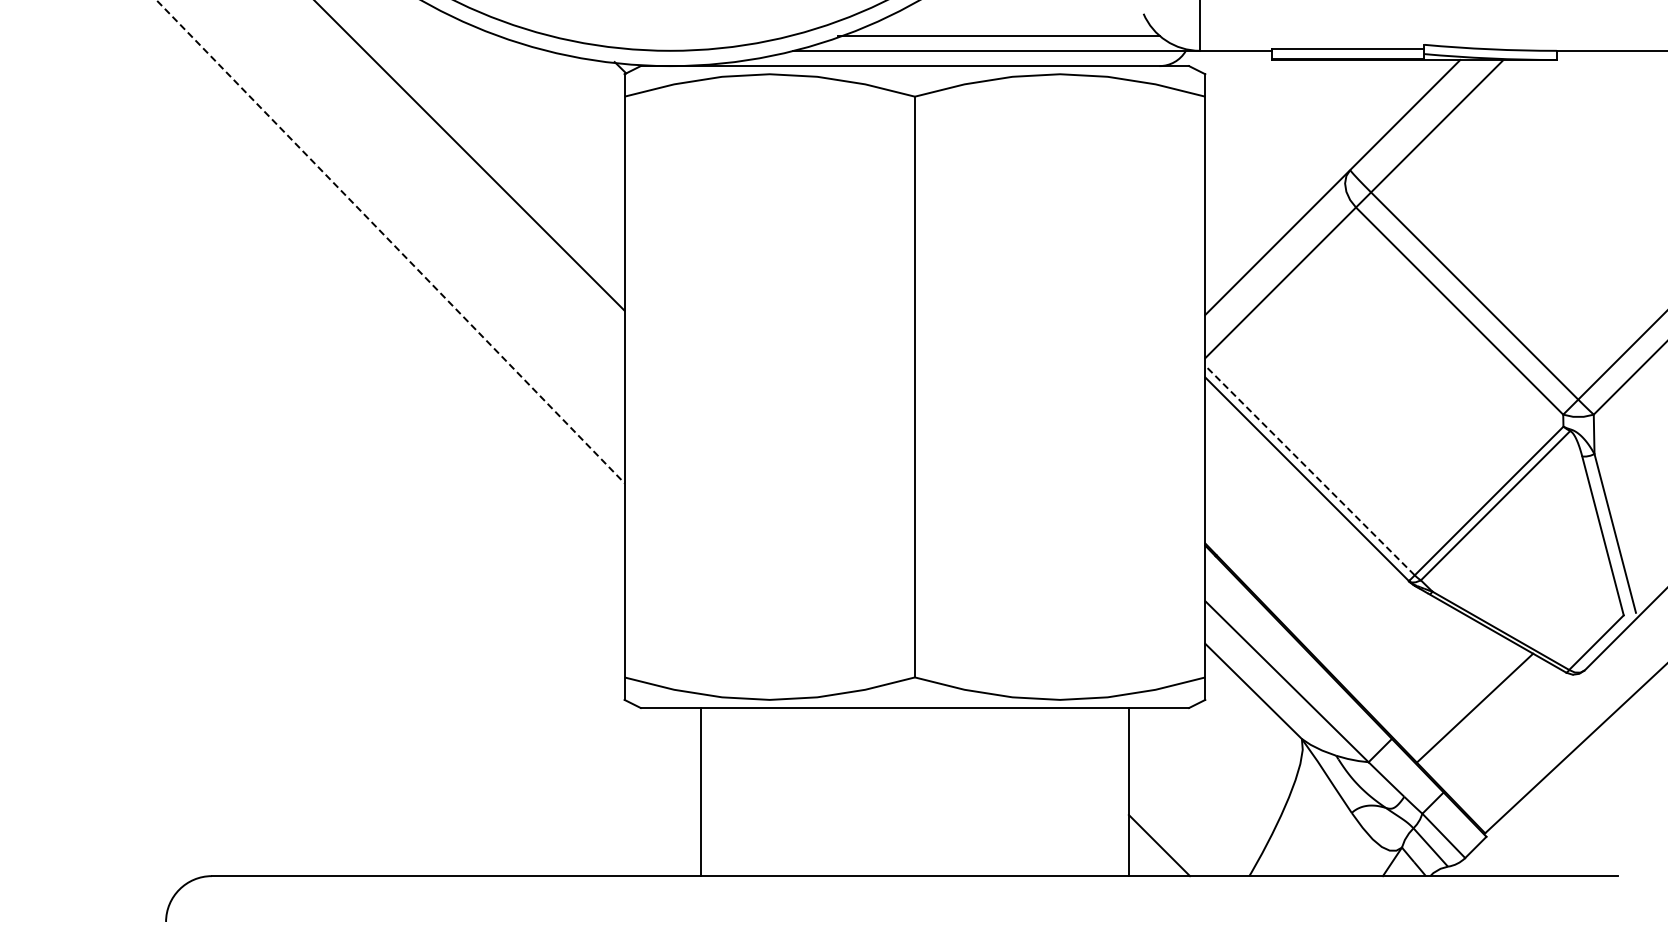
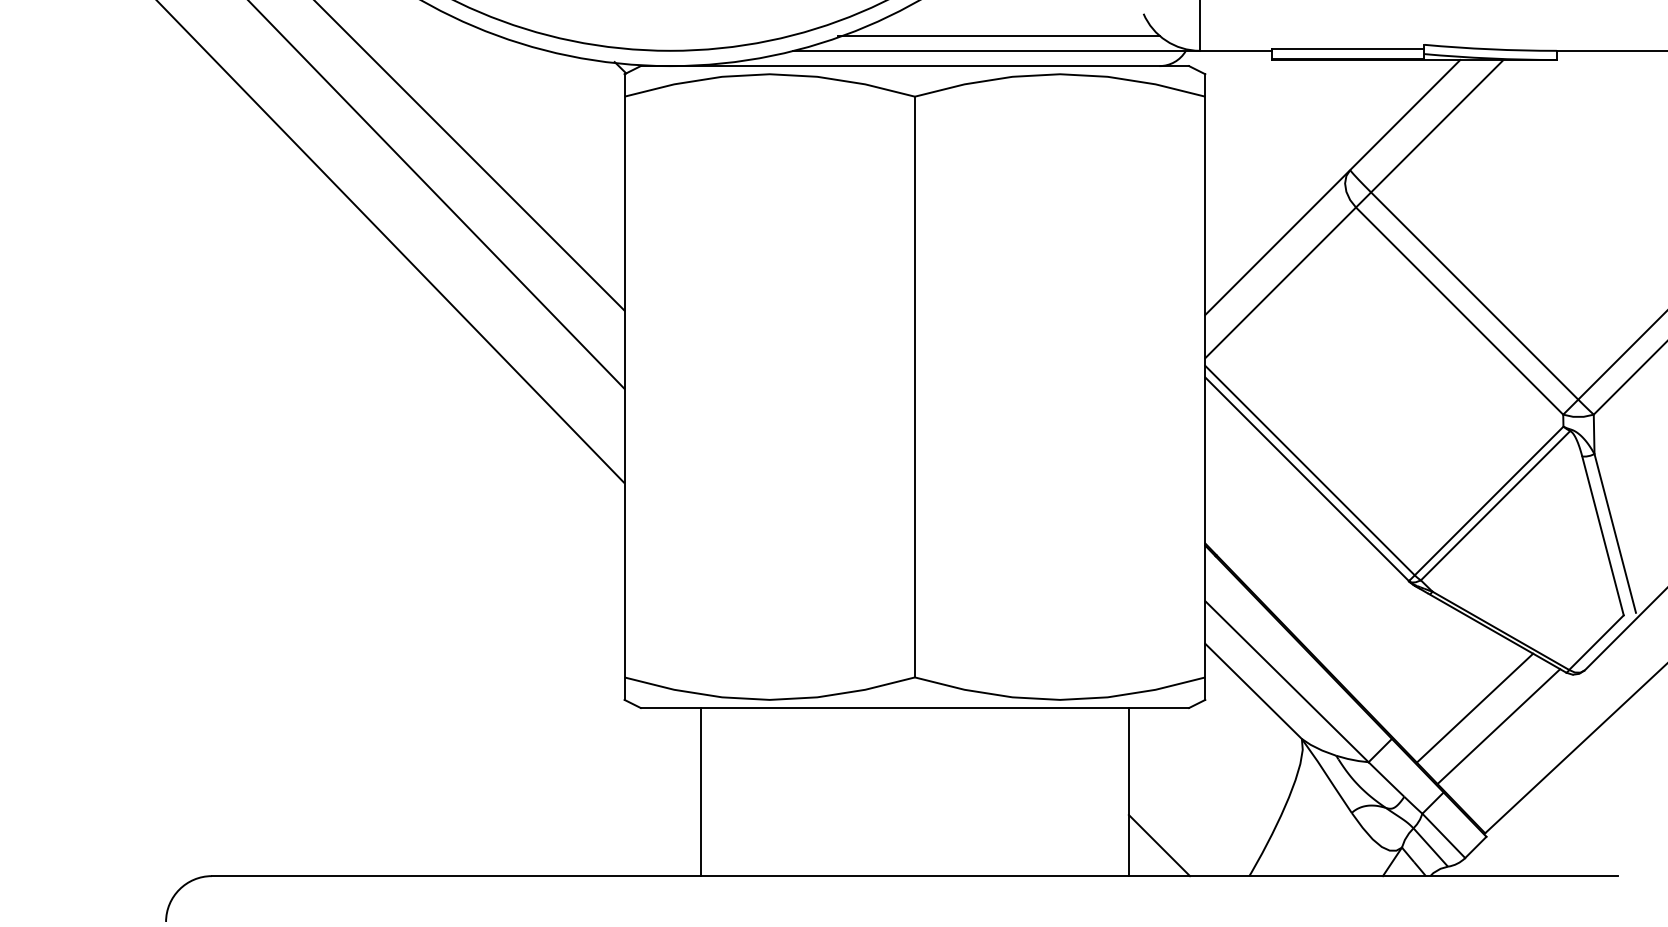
line: none -> present (437, 195)
line: dashed -> solid (390, 241)
line: dashed -> solid (1309, 470)
line: none -> present (1498, 726)
